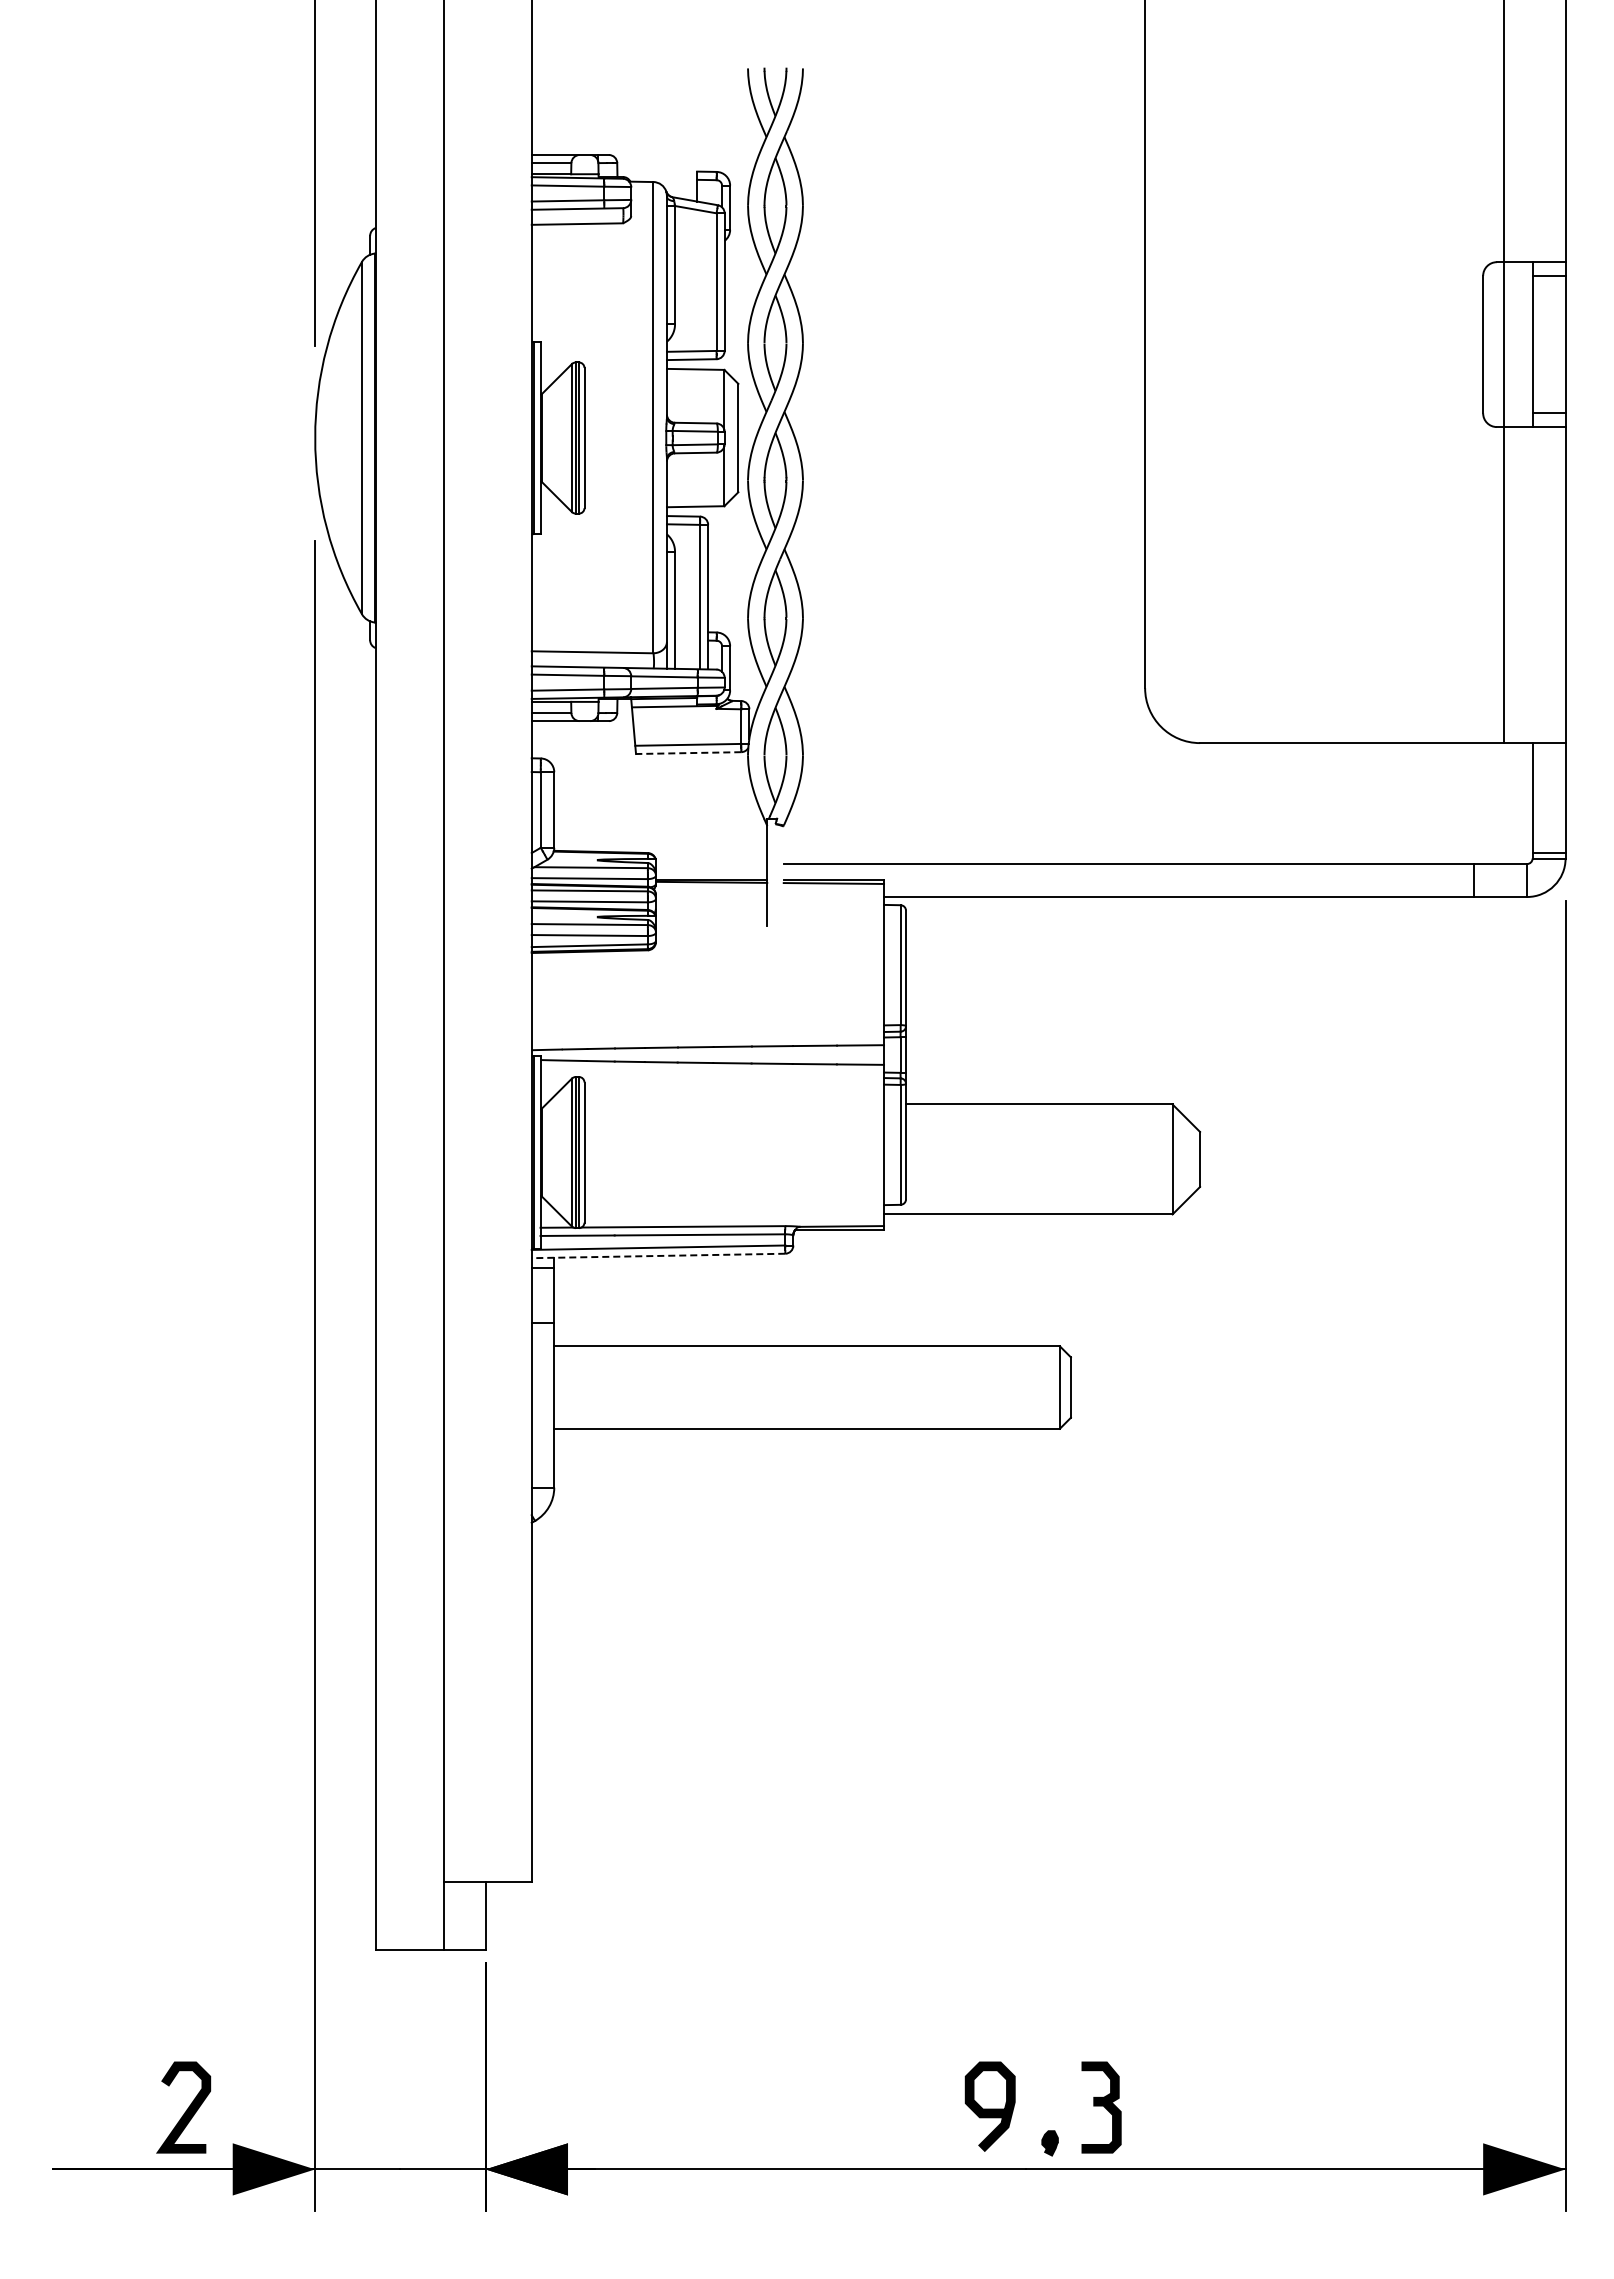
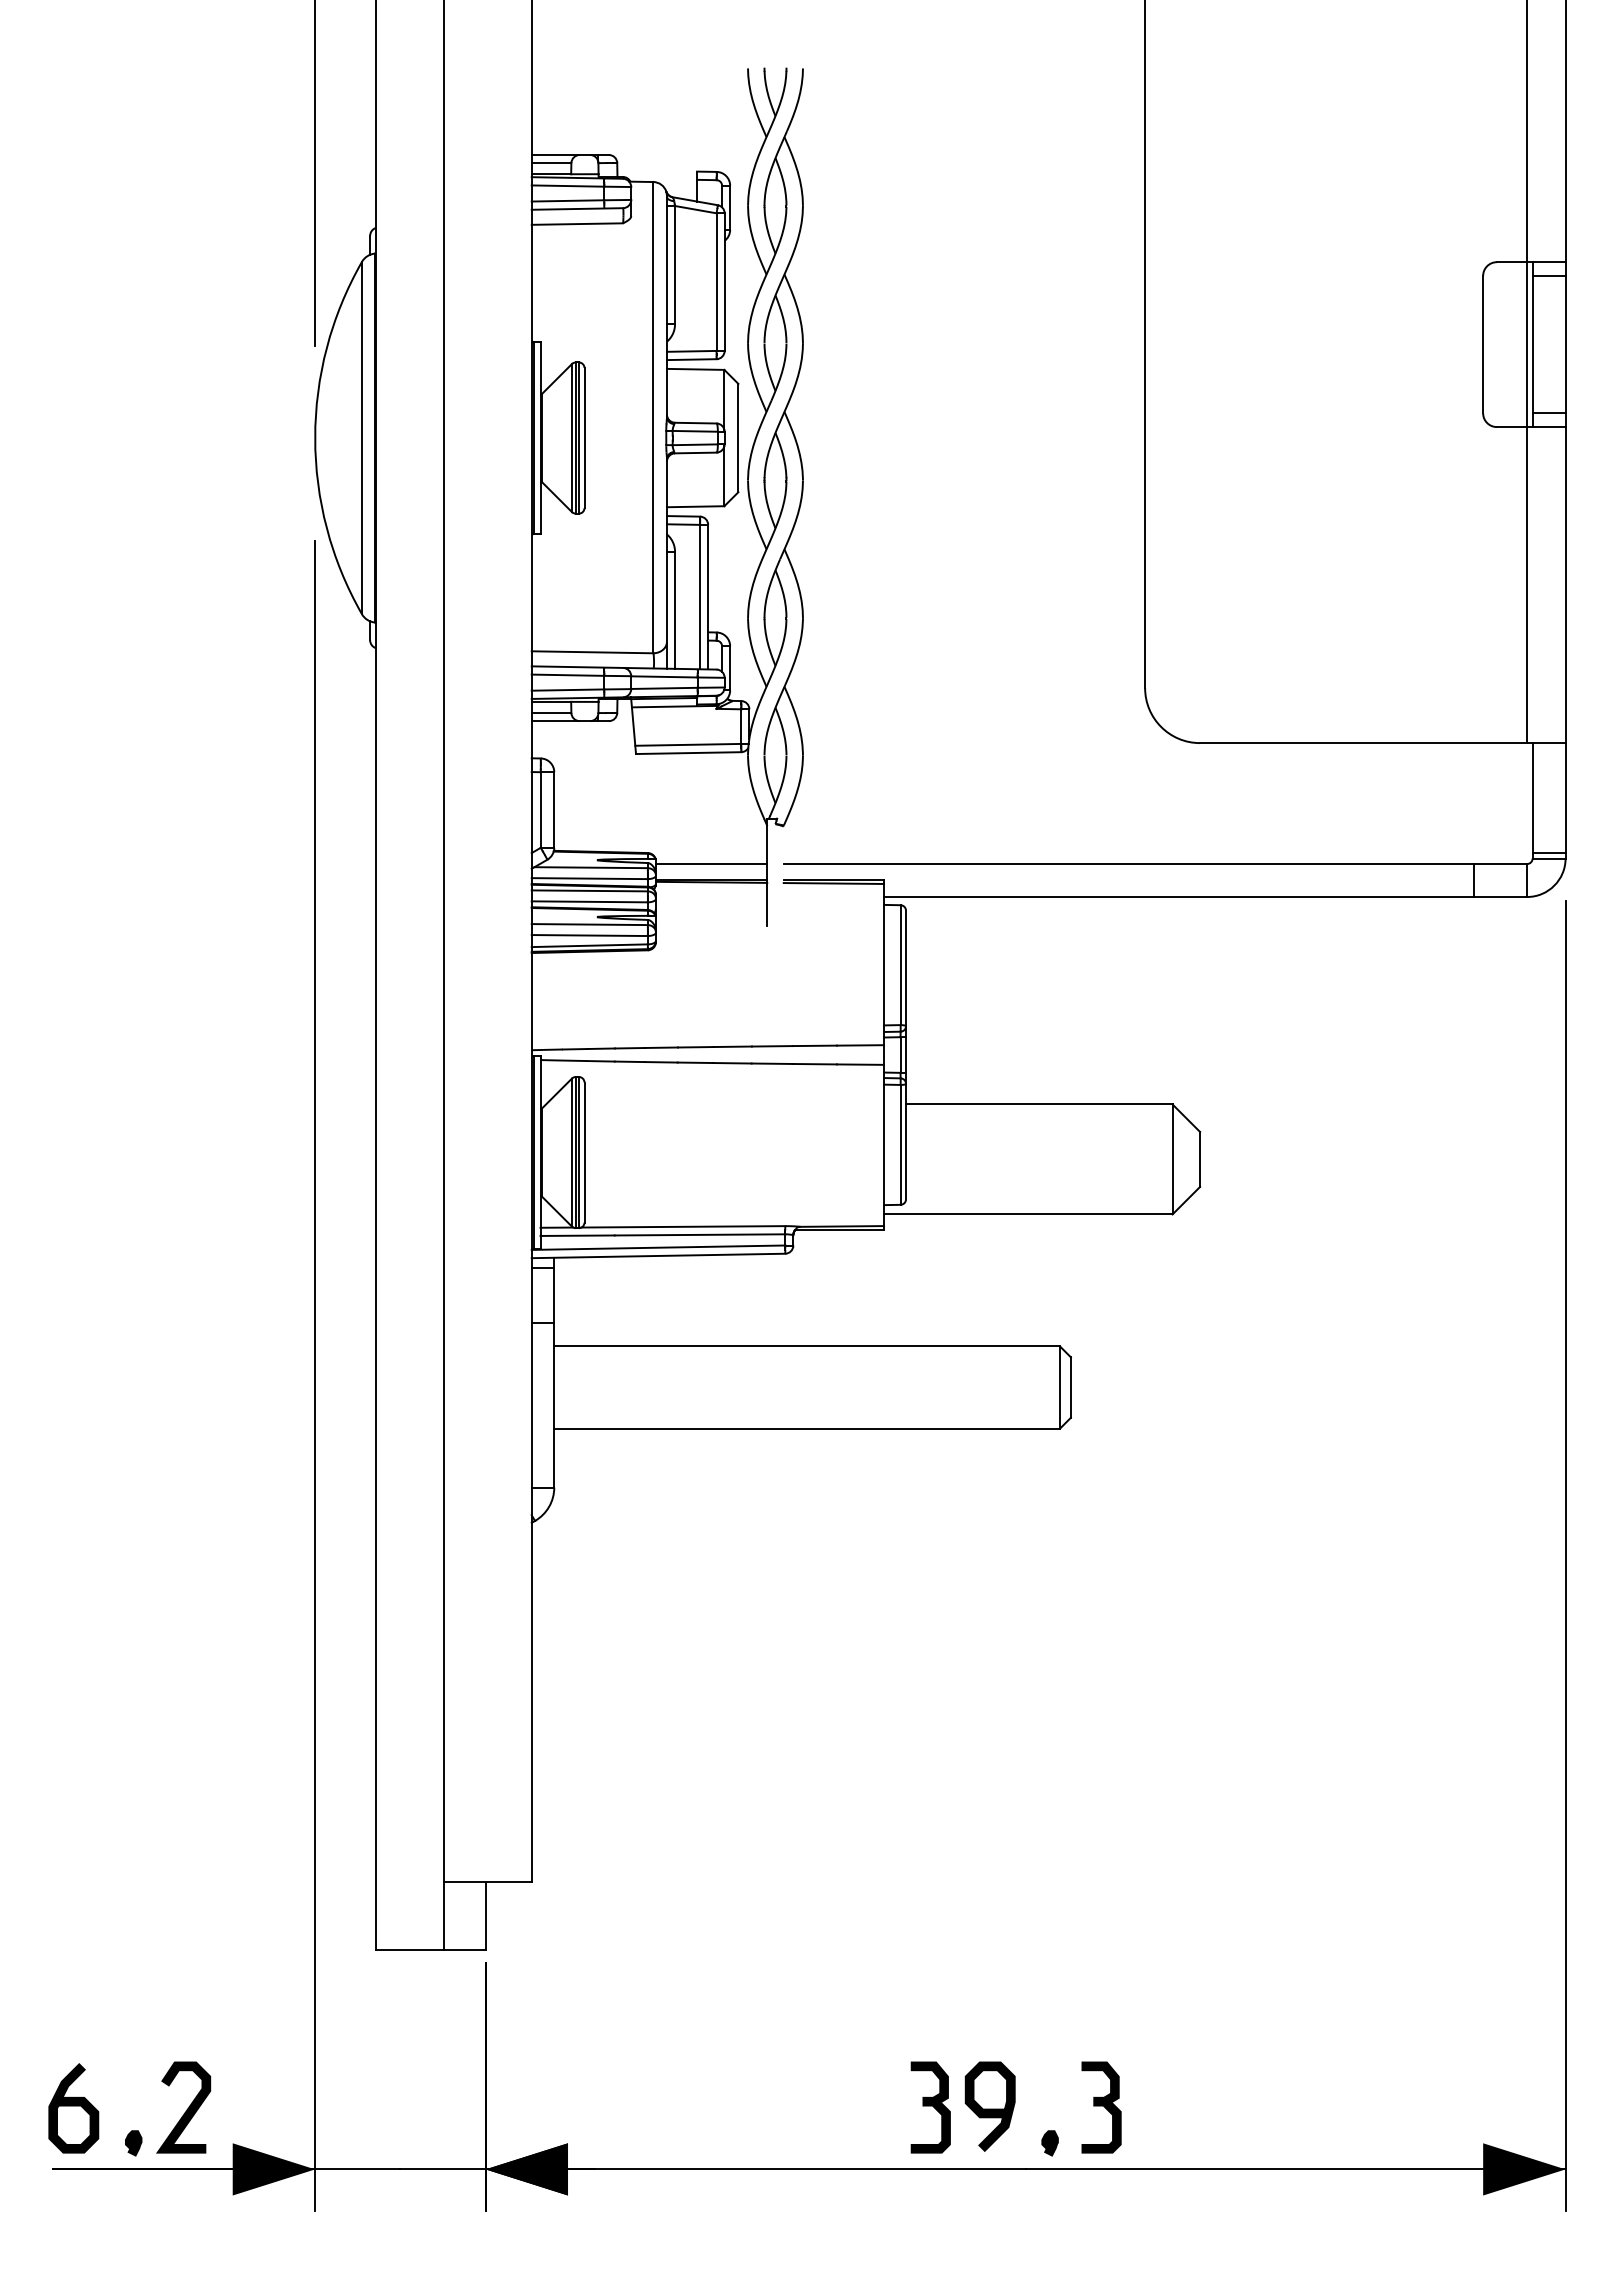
line position: (1504, 372) -> (1527, 372) (1527, 372)
line: dashed -> solid (688, 753)
line: none -> present (711, 864)
line: dashed -> solid (658, 1255)
curve: none -> present (73, 2106)
part: none -> present (930, 2107)
part: none -> present (133, 2143)
